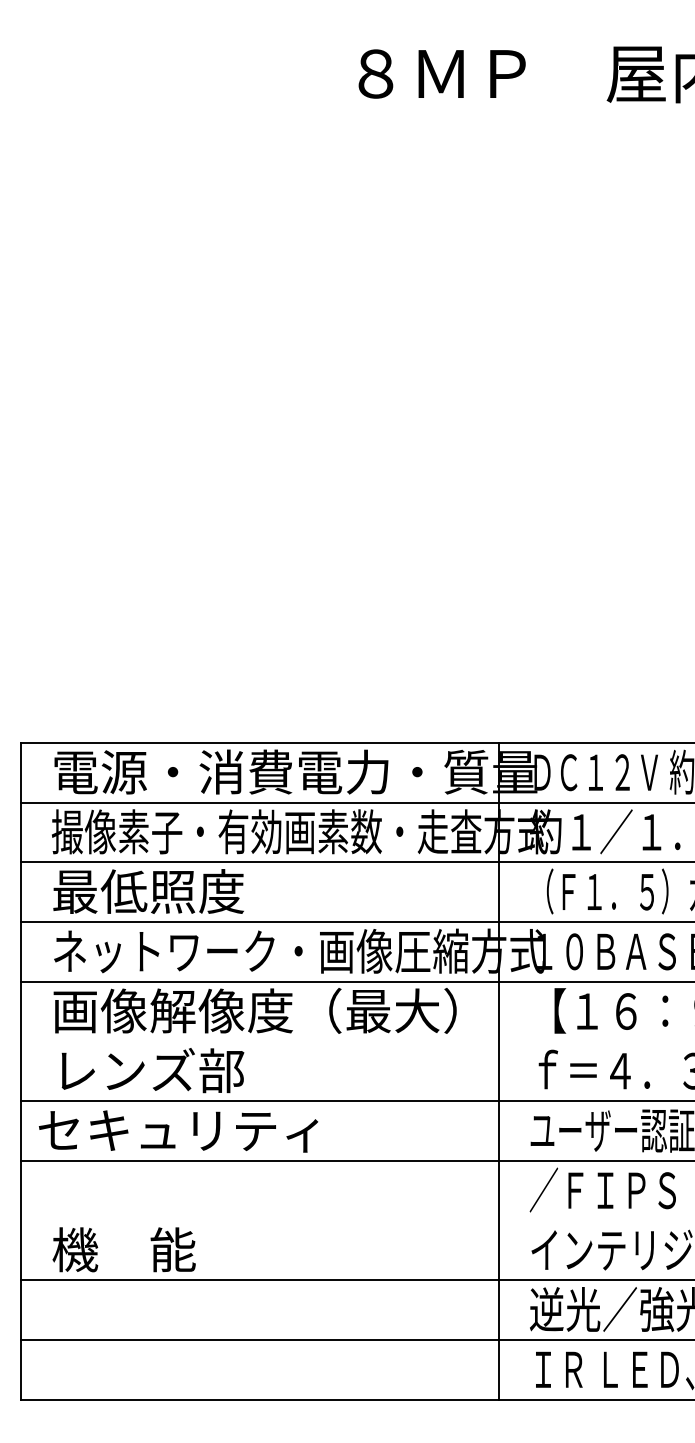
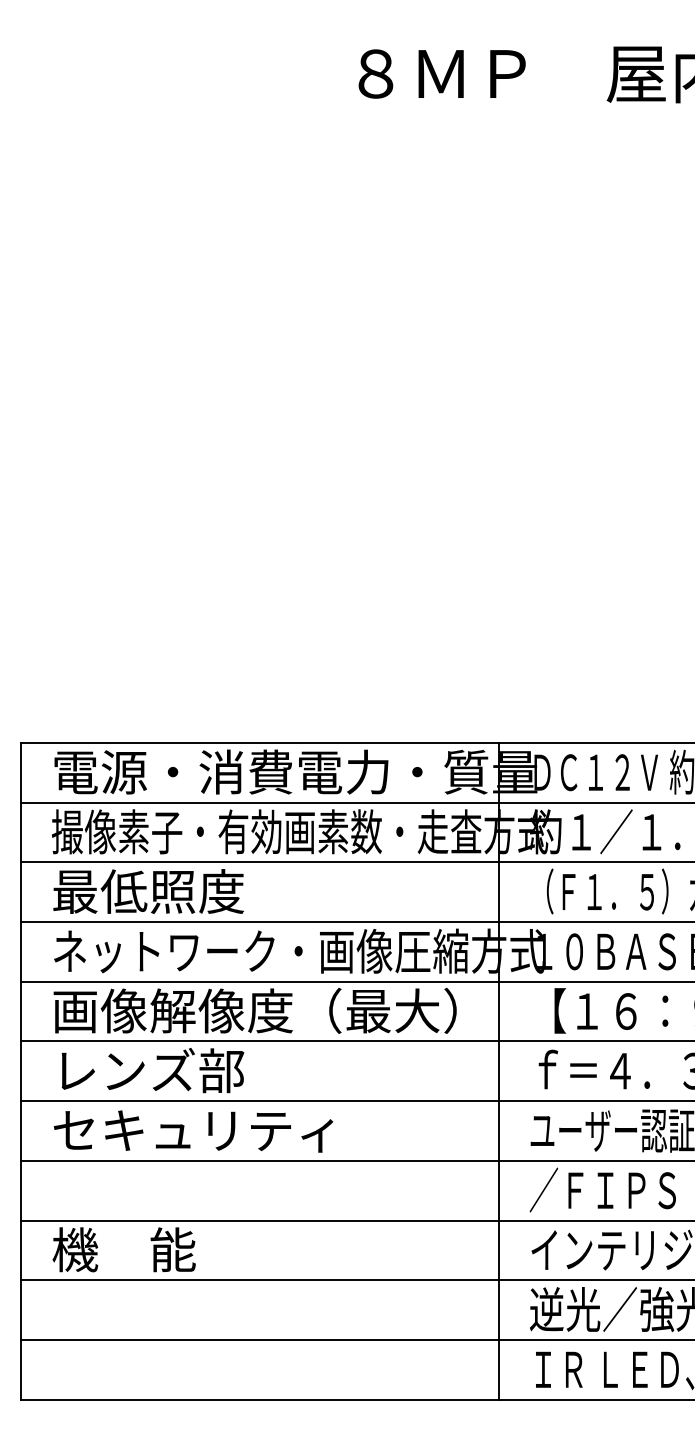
line: none -> present (356, 1041)
text position: (178, 1131) -> (193, 1131) (193, 1131)
line: none -> present (356, 1220)
